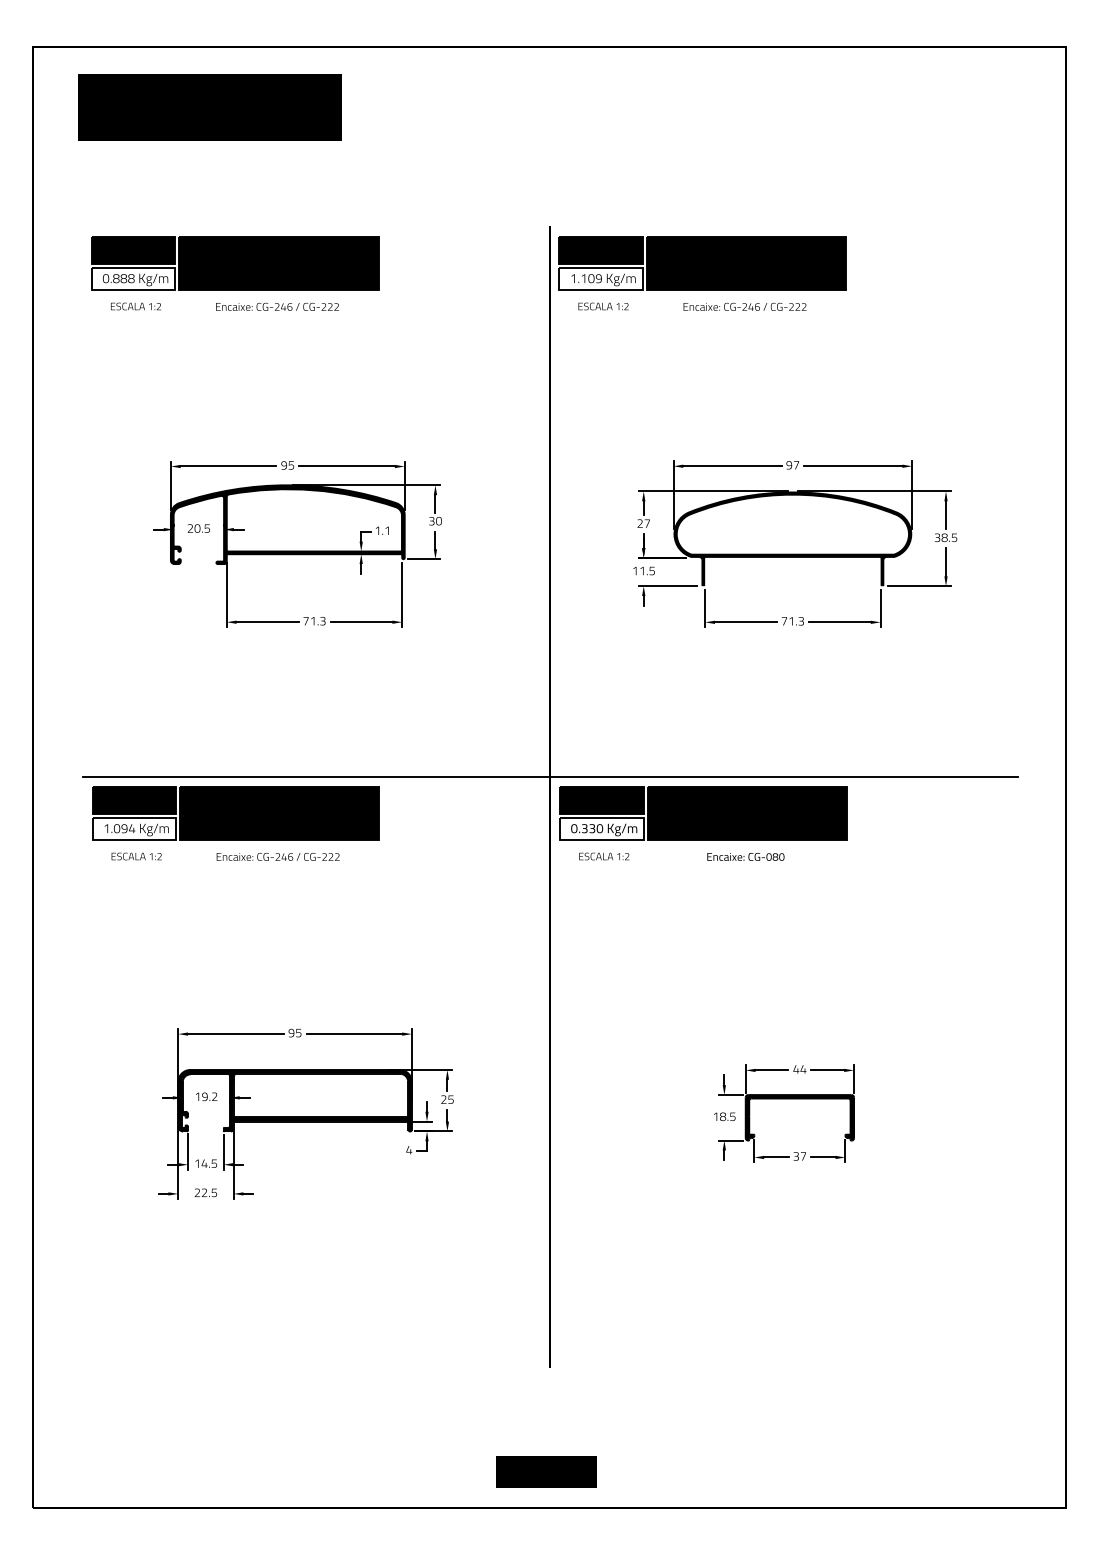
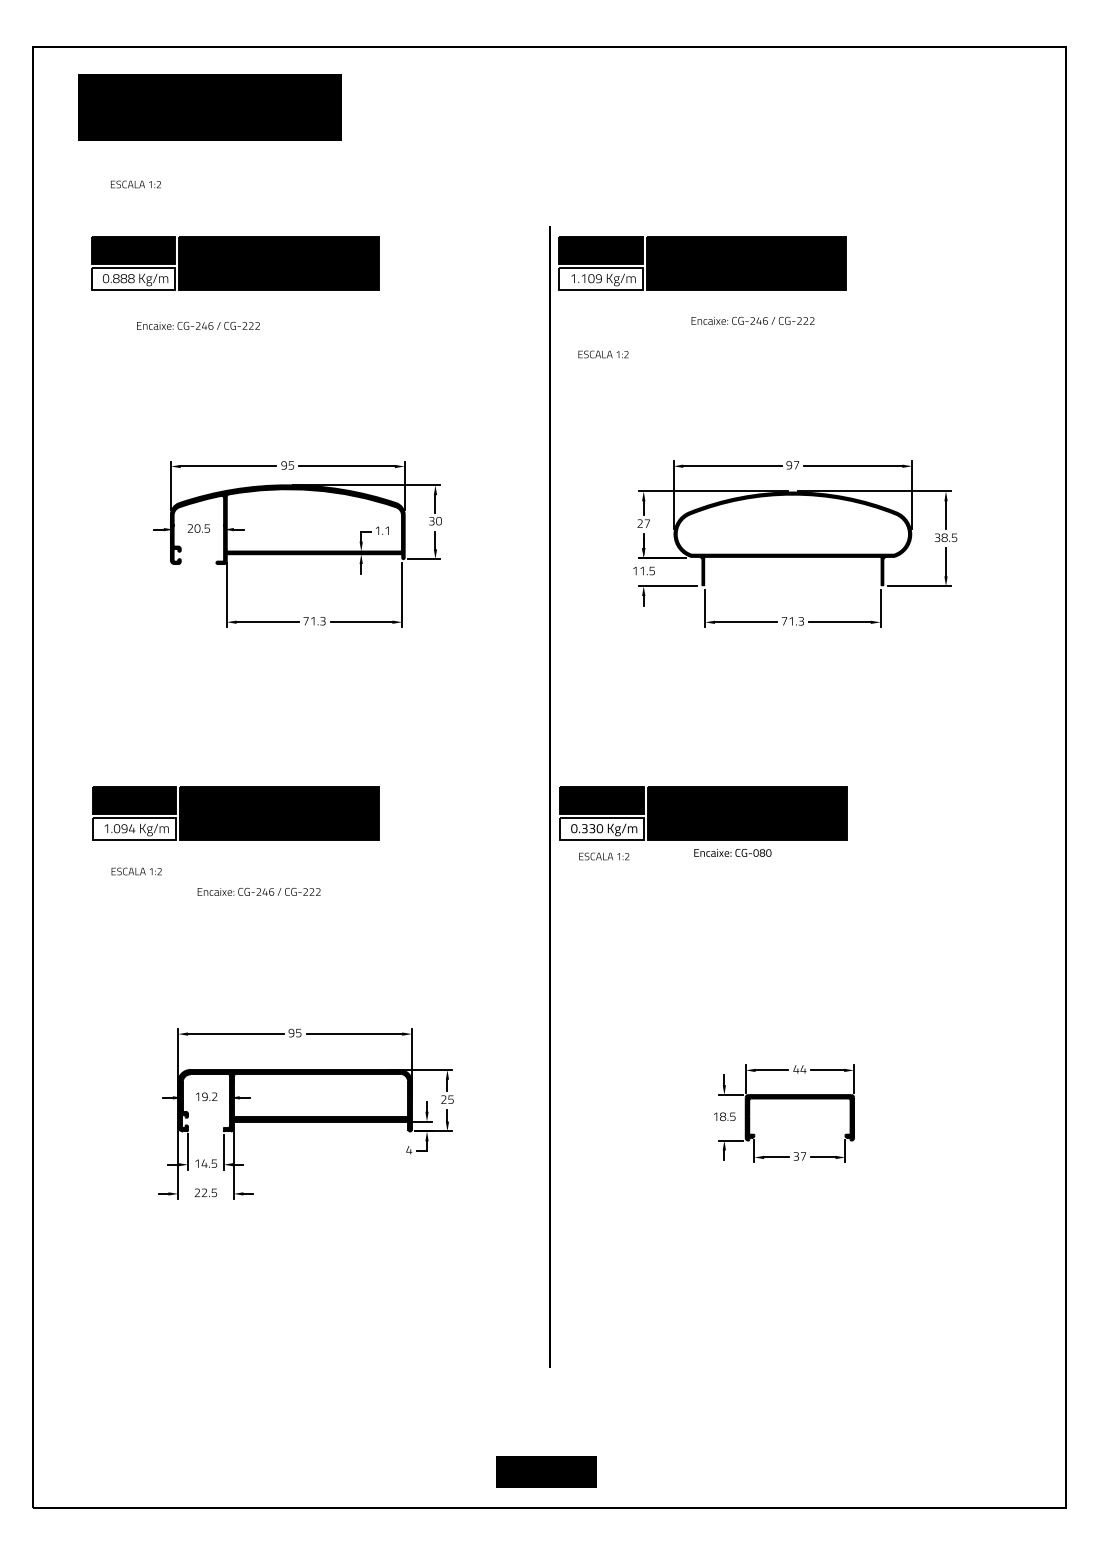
text position: (135, 306) -> (135, 184) (135, 184)
text position: (277, 306) -> (198, 325) (198, 325)
text position: (603, 306) -> (603, 354) (603, 354)
text position: (744, 306) -> (752, 320) (752, 320)
line: present -> none (549, 777)
text position: (136, 856) -> (136, 871) (136, 871)
text position: (277, 856) -> (258, 891) (258, 891)
text position: (745, 856) -> (732, 852) (732, 852)
